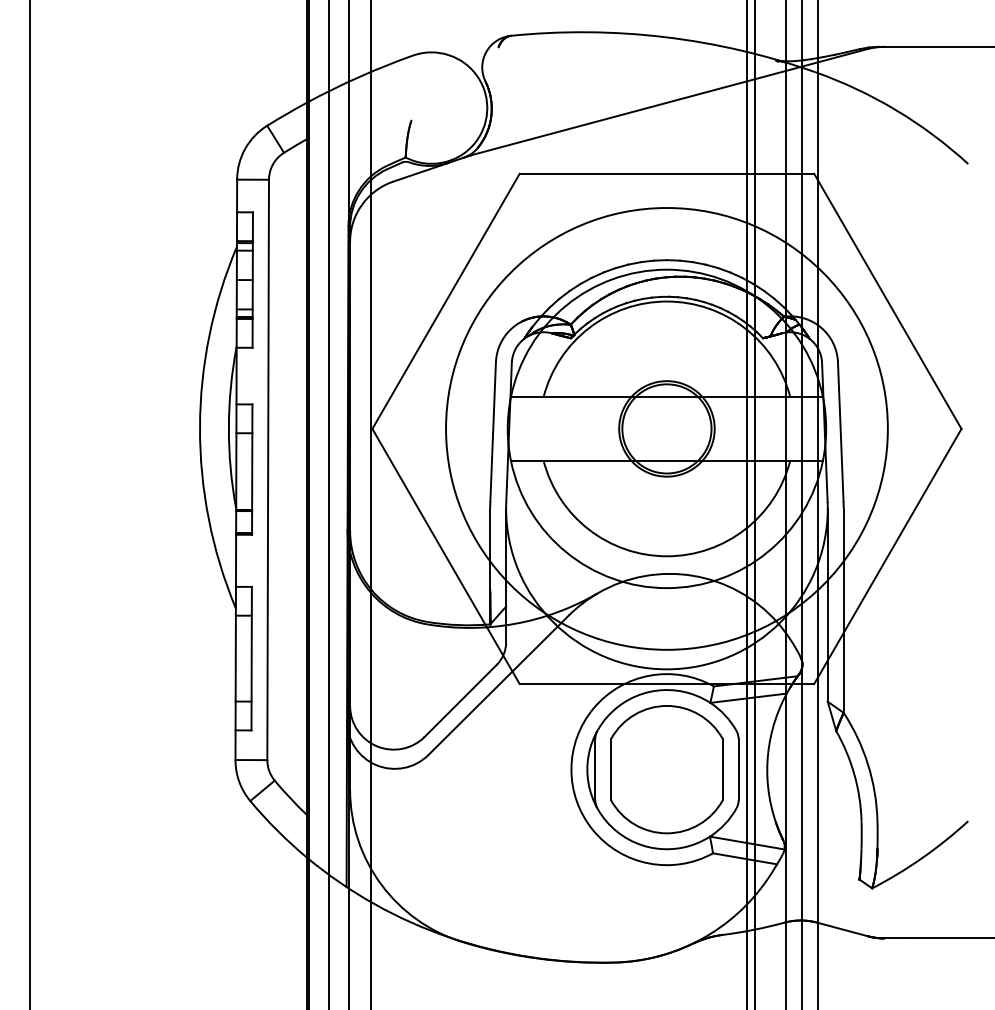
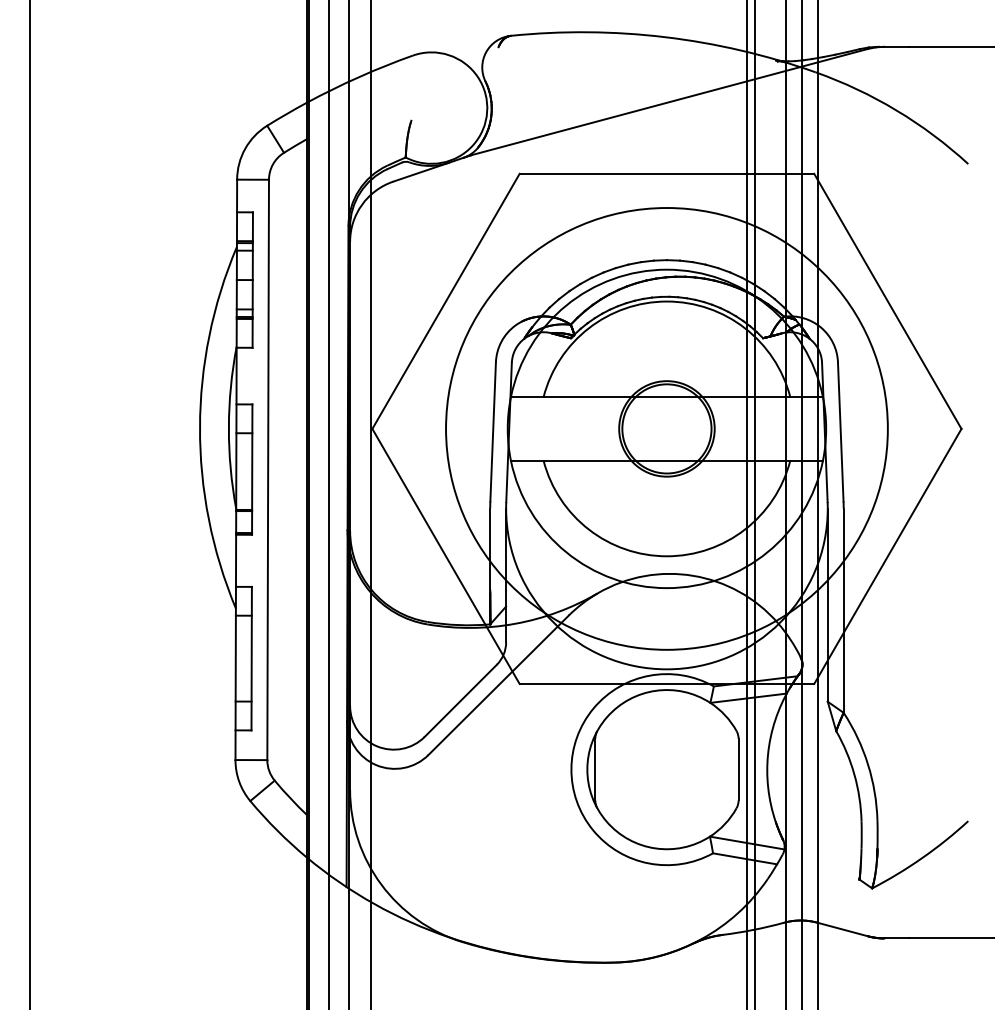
part: present -> none (666, 769)
